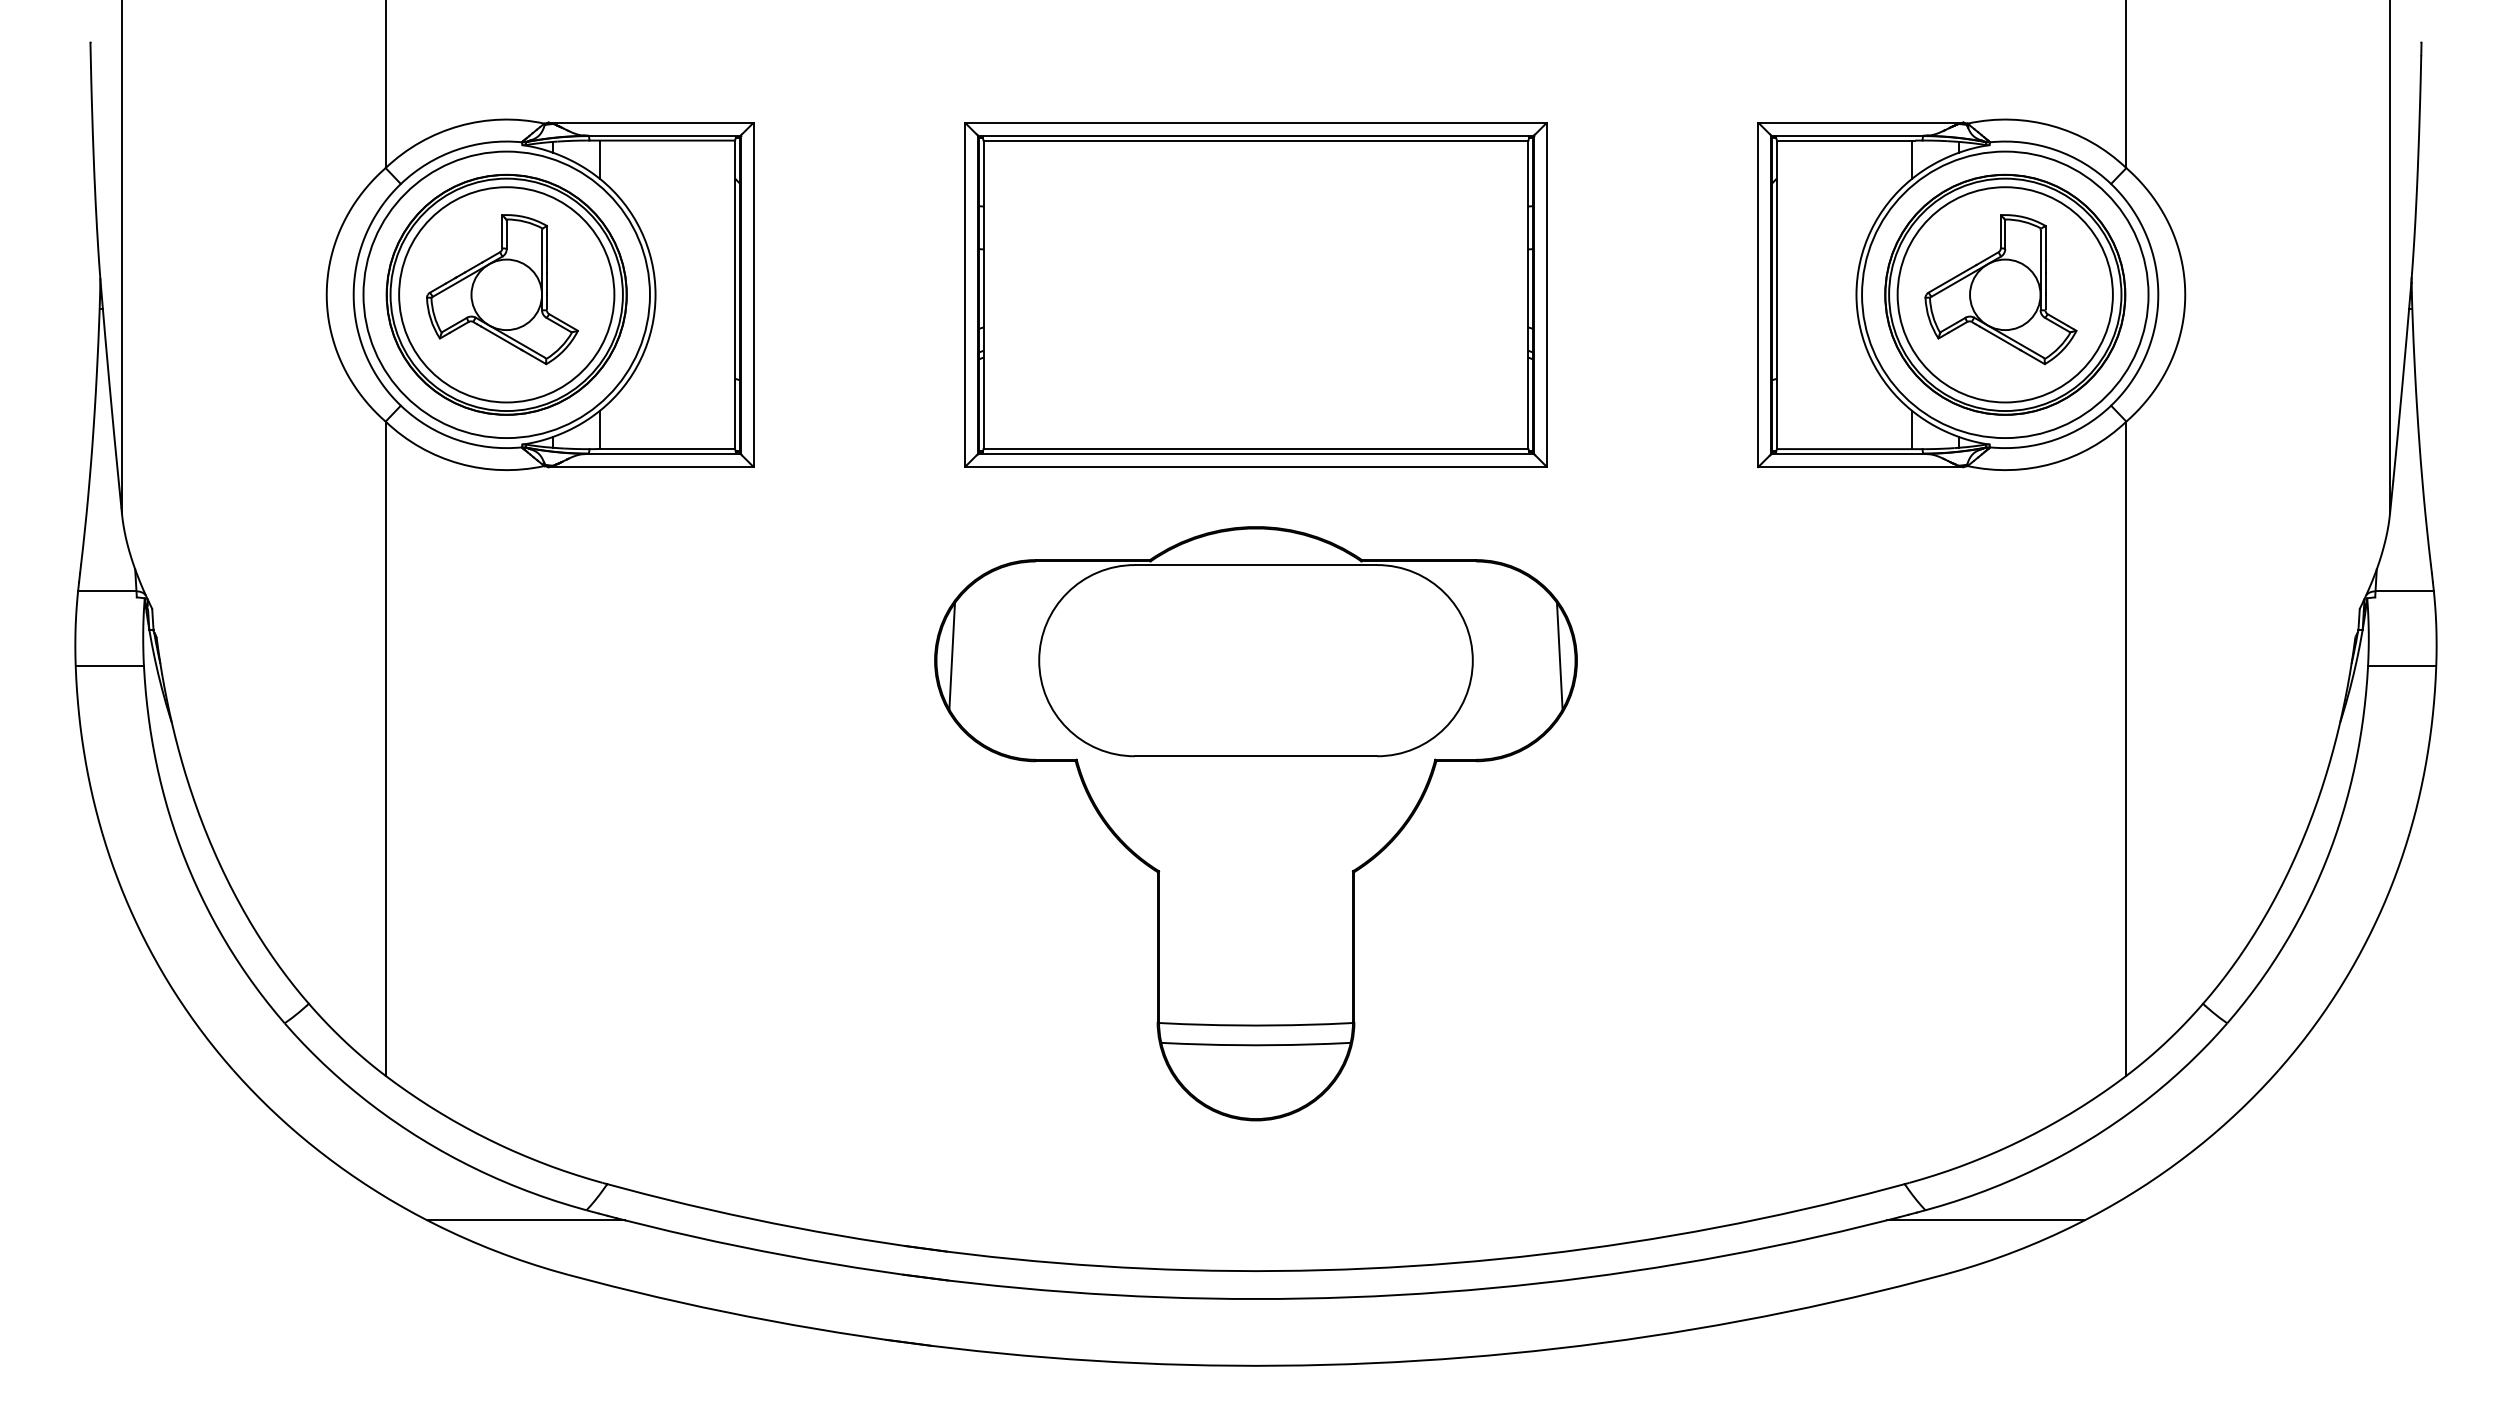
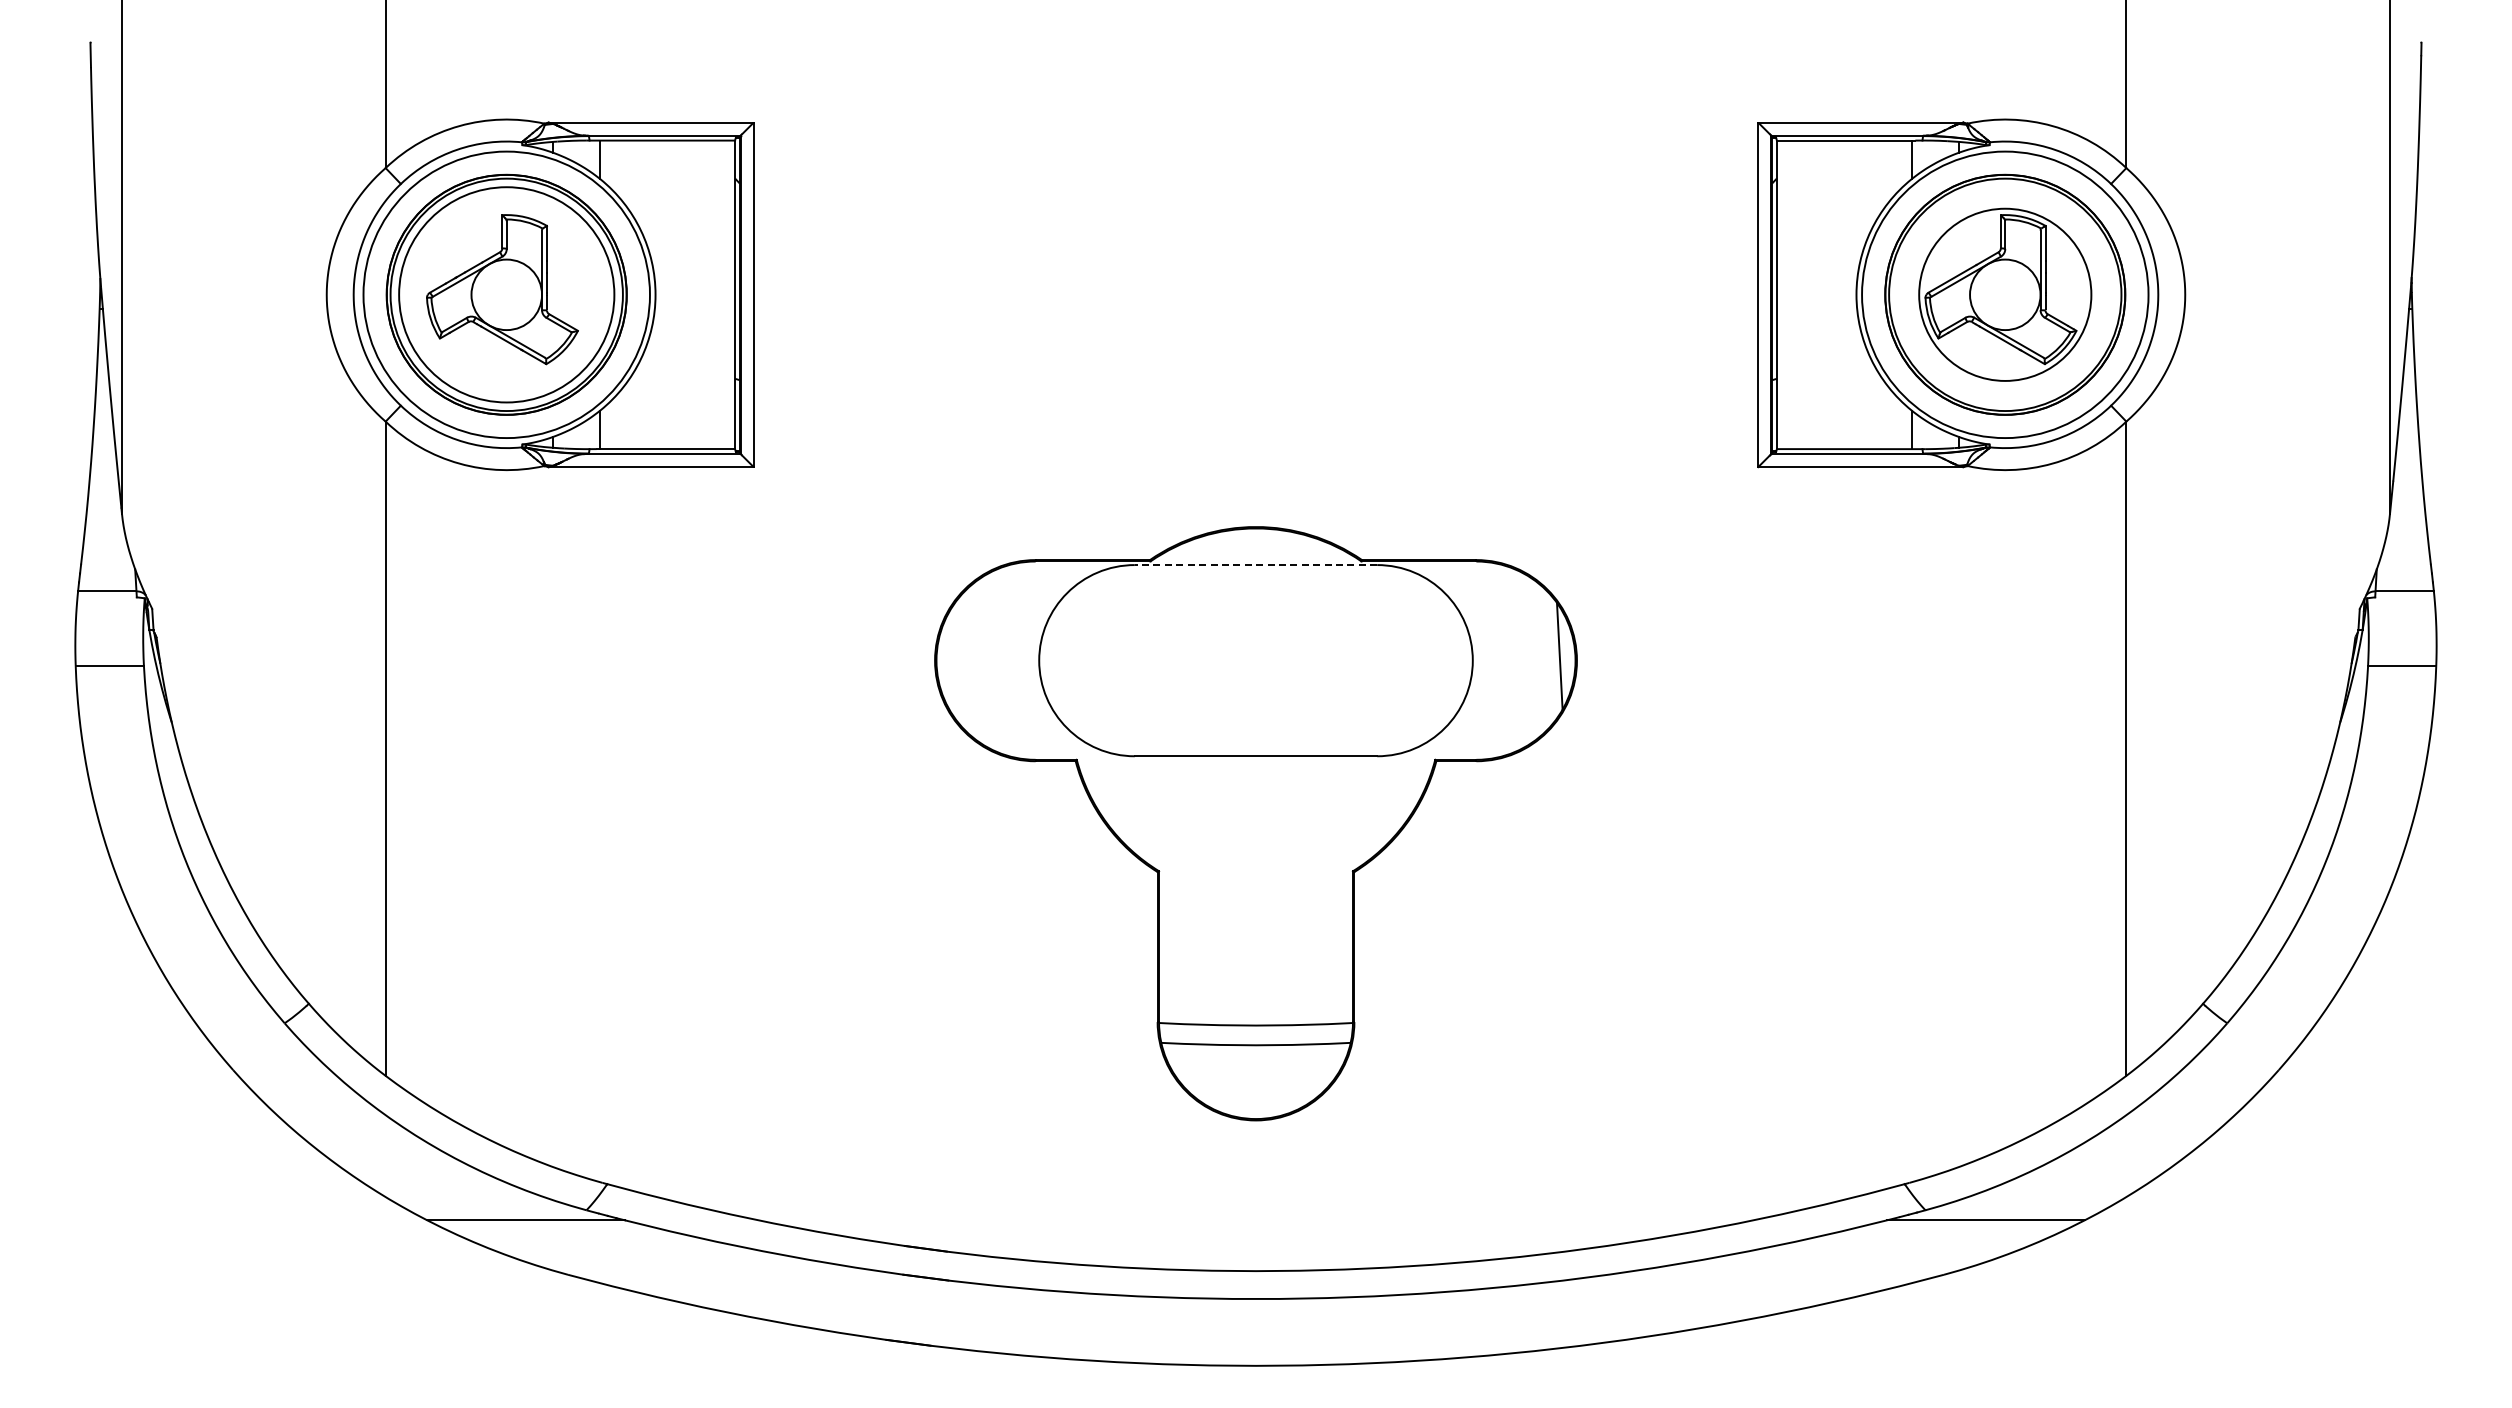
part: present -> none (1255, 294)
circle diameter: 215 px -> 172 px (2005, 294)
line: solid -> dashed (1255, 565)
line: present -> none (951, 655)
